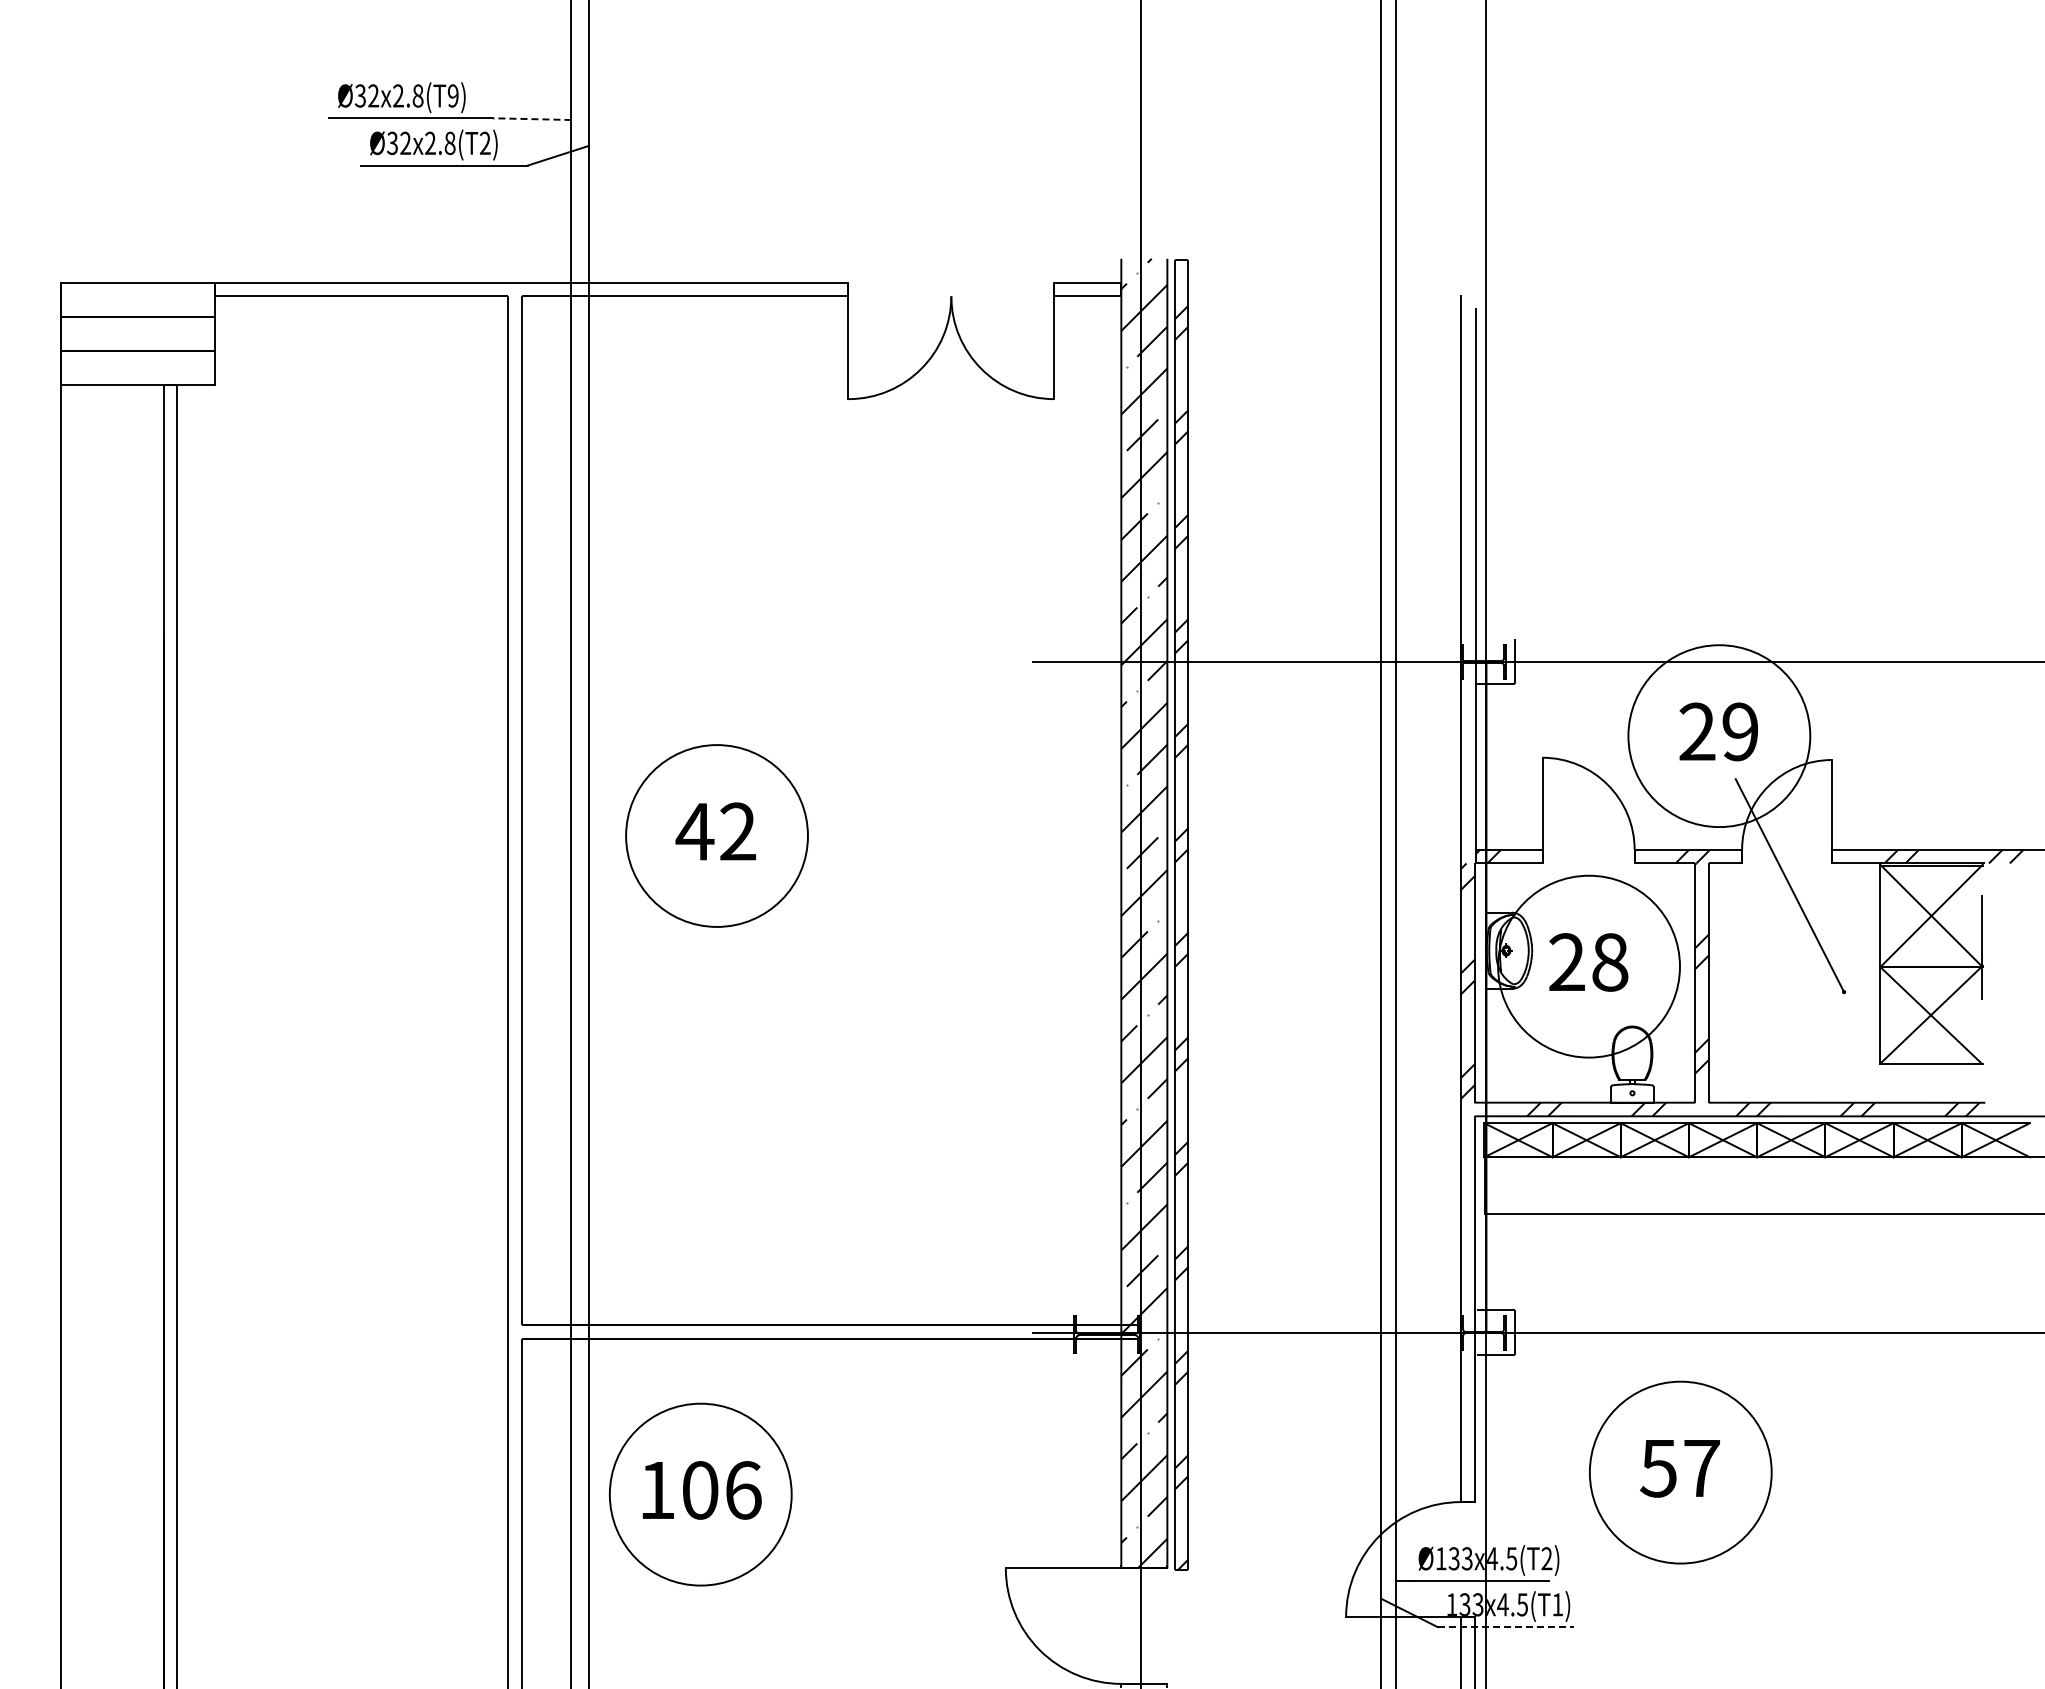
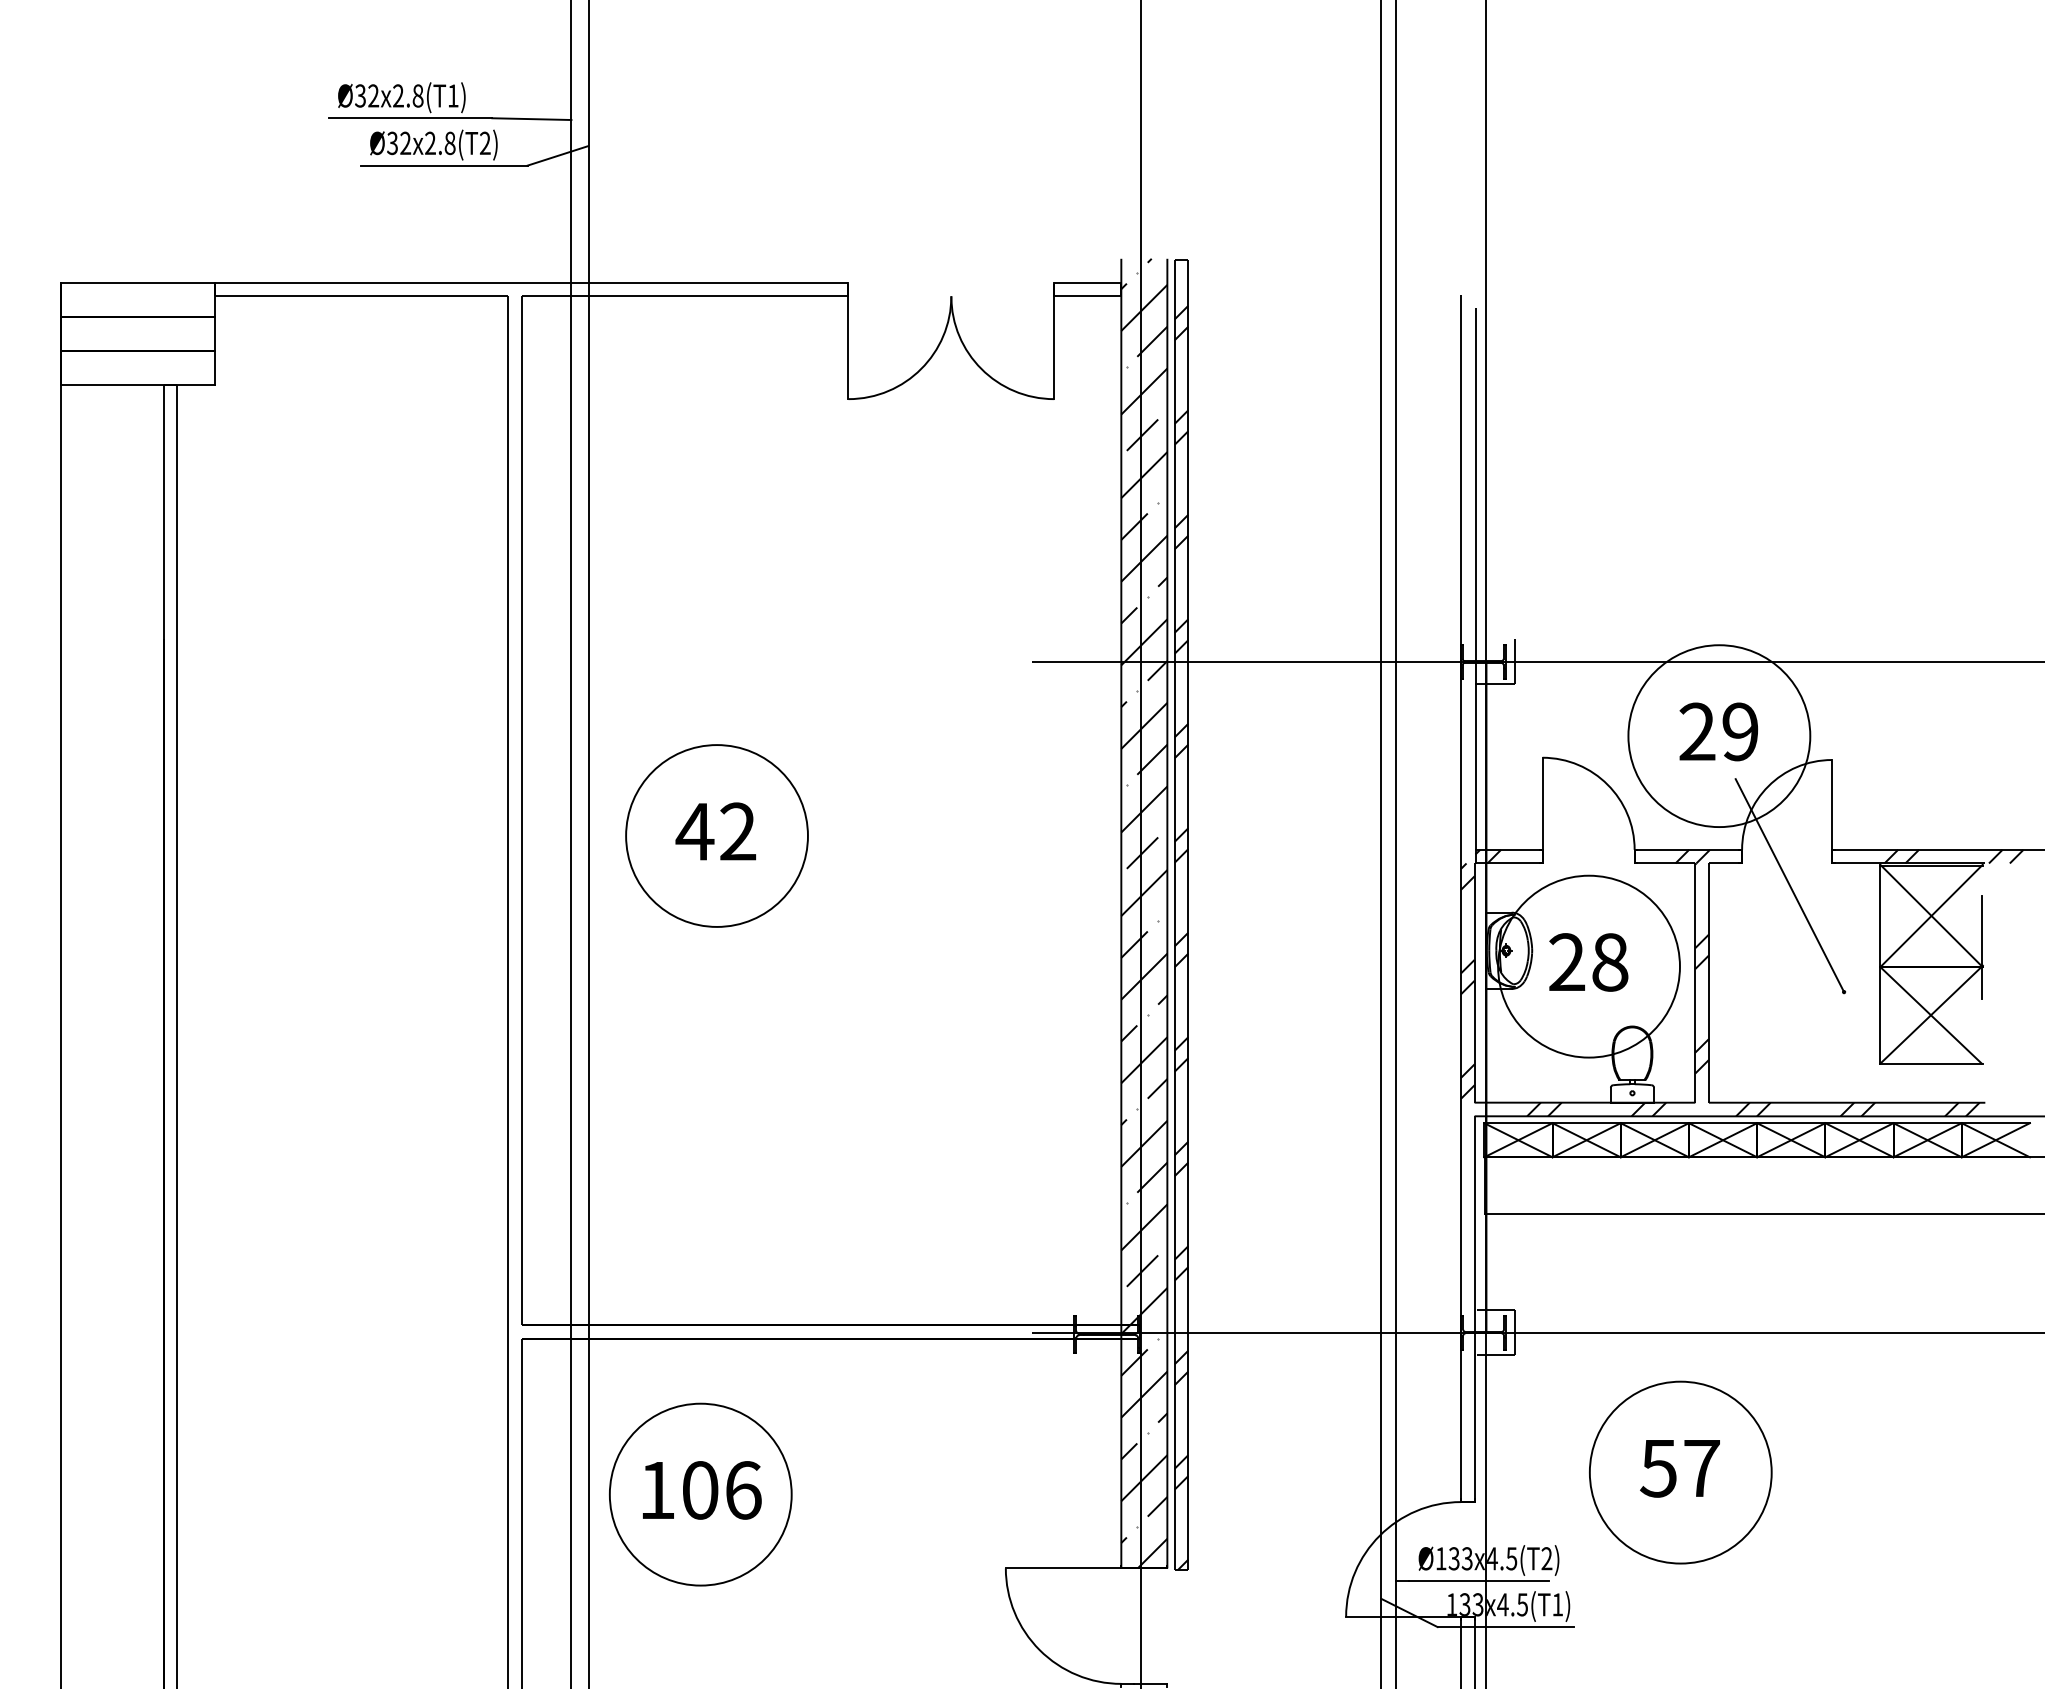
text: 9) -> 1) (452, 95)
line: dashed -> solid (531, 119)
line: dashed -> solid (1505, 1627)
